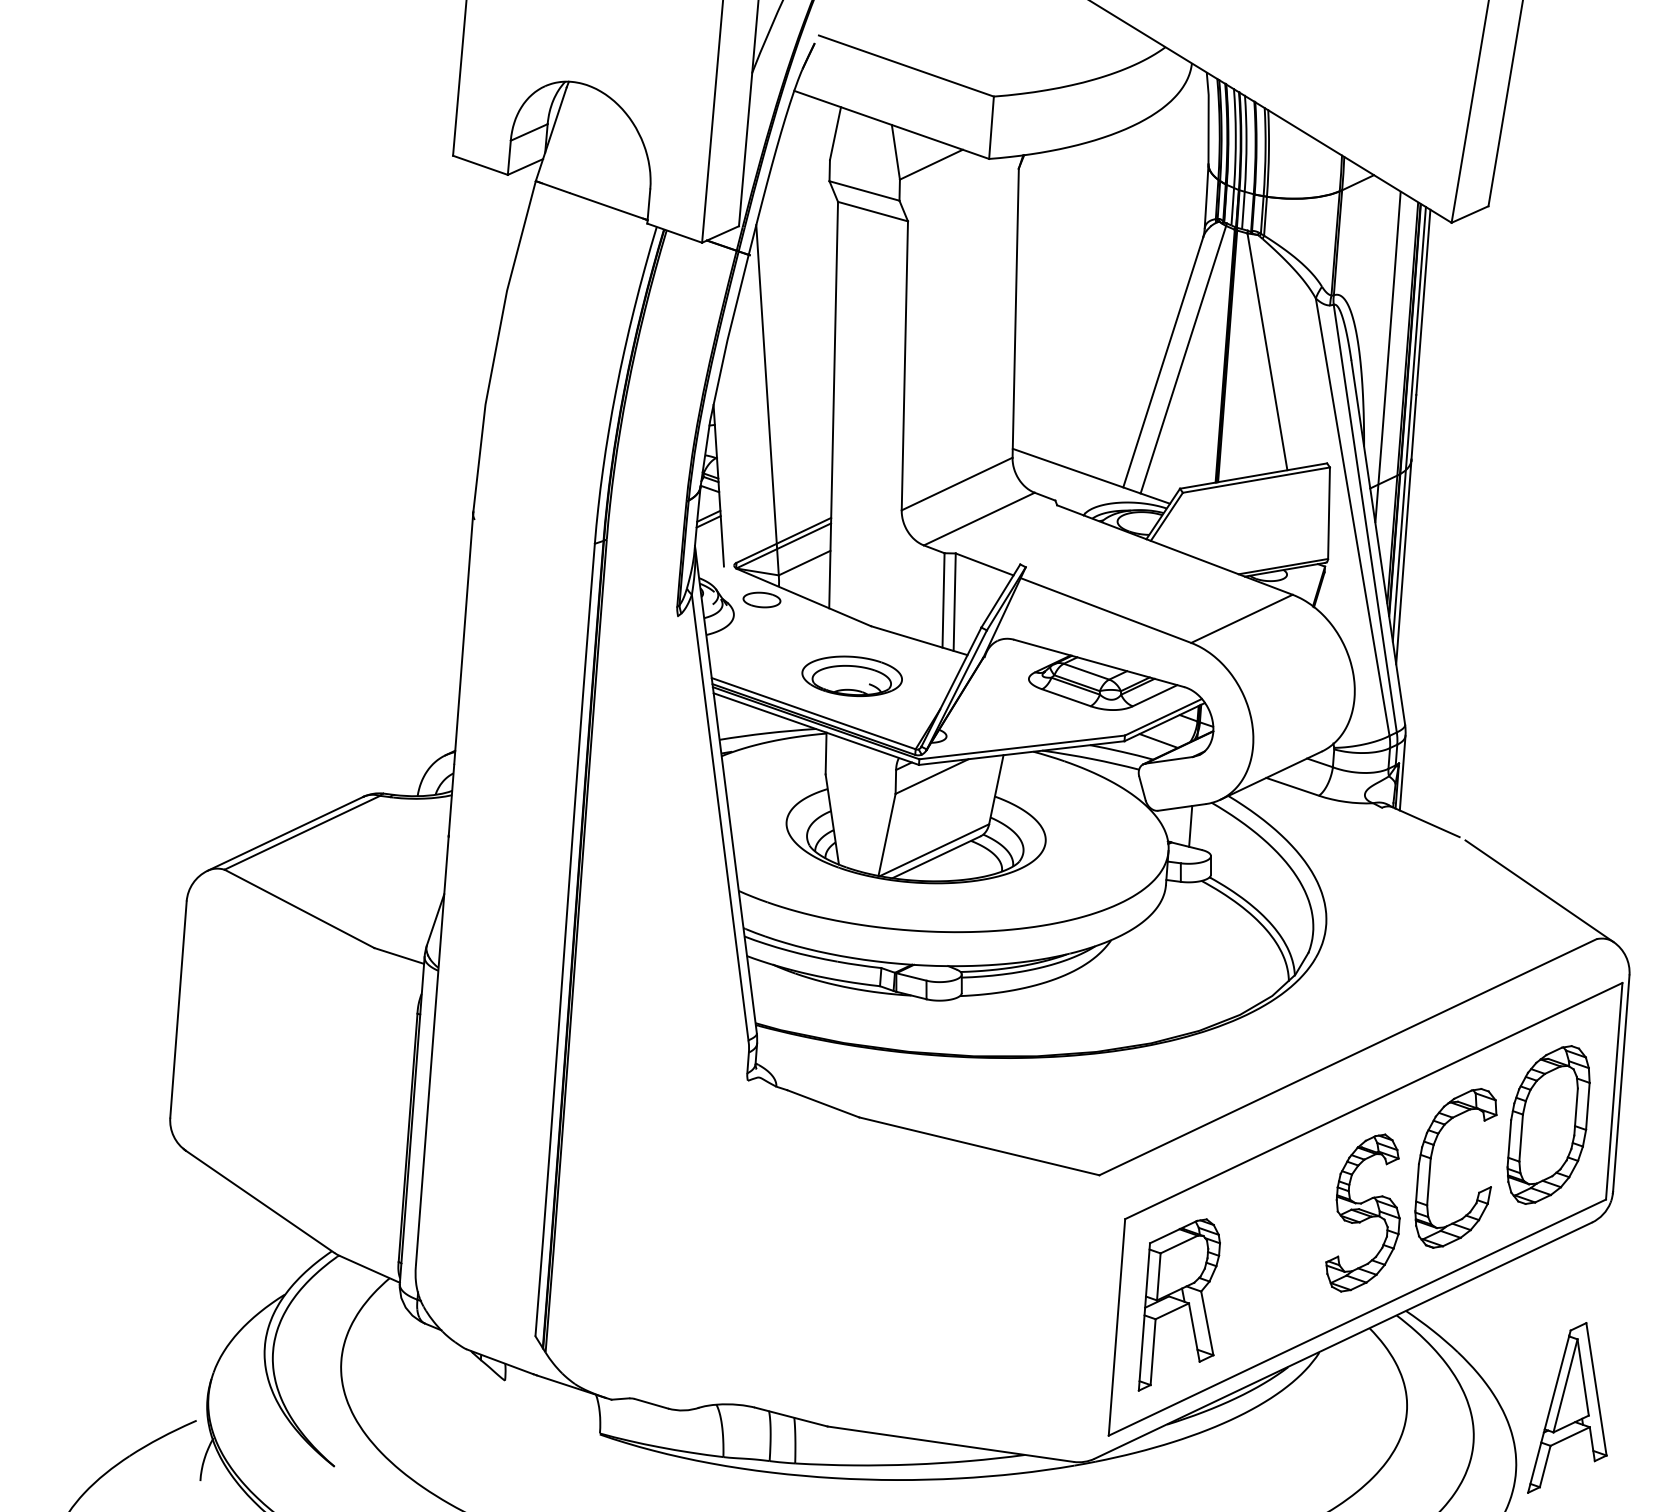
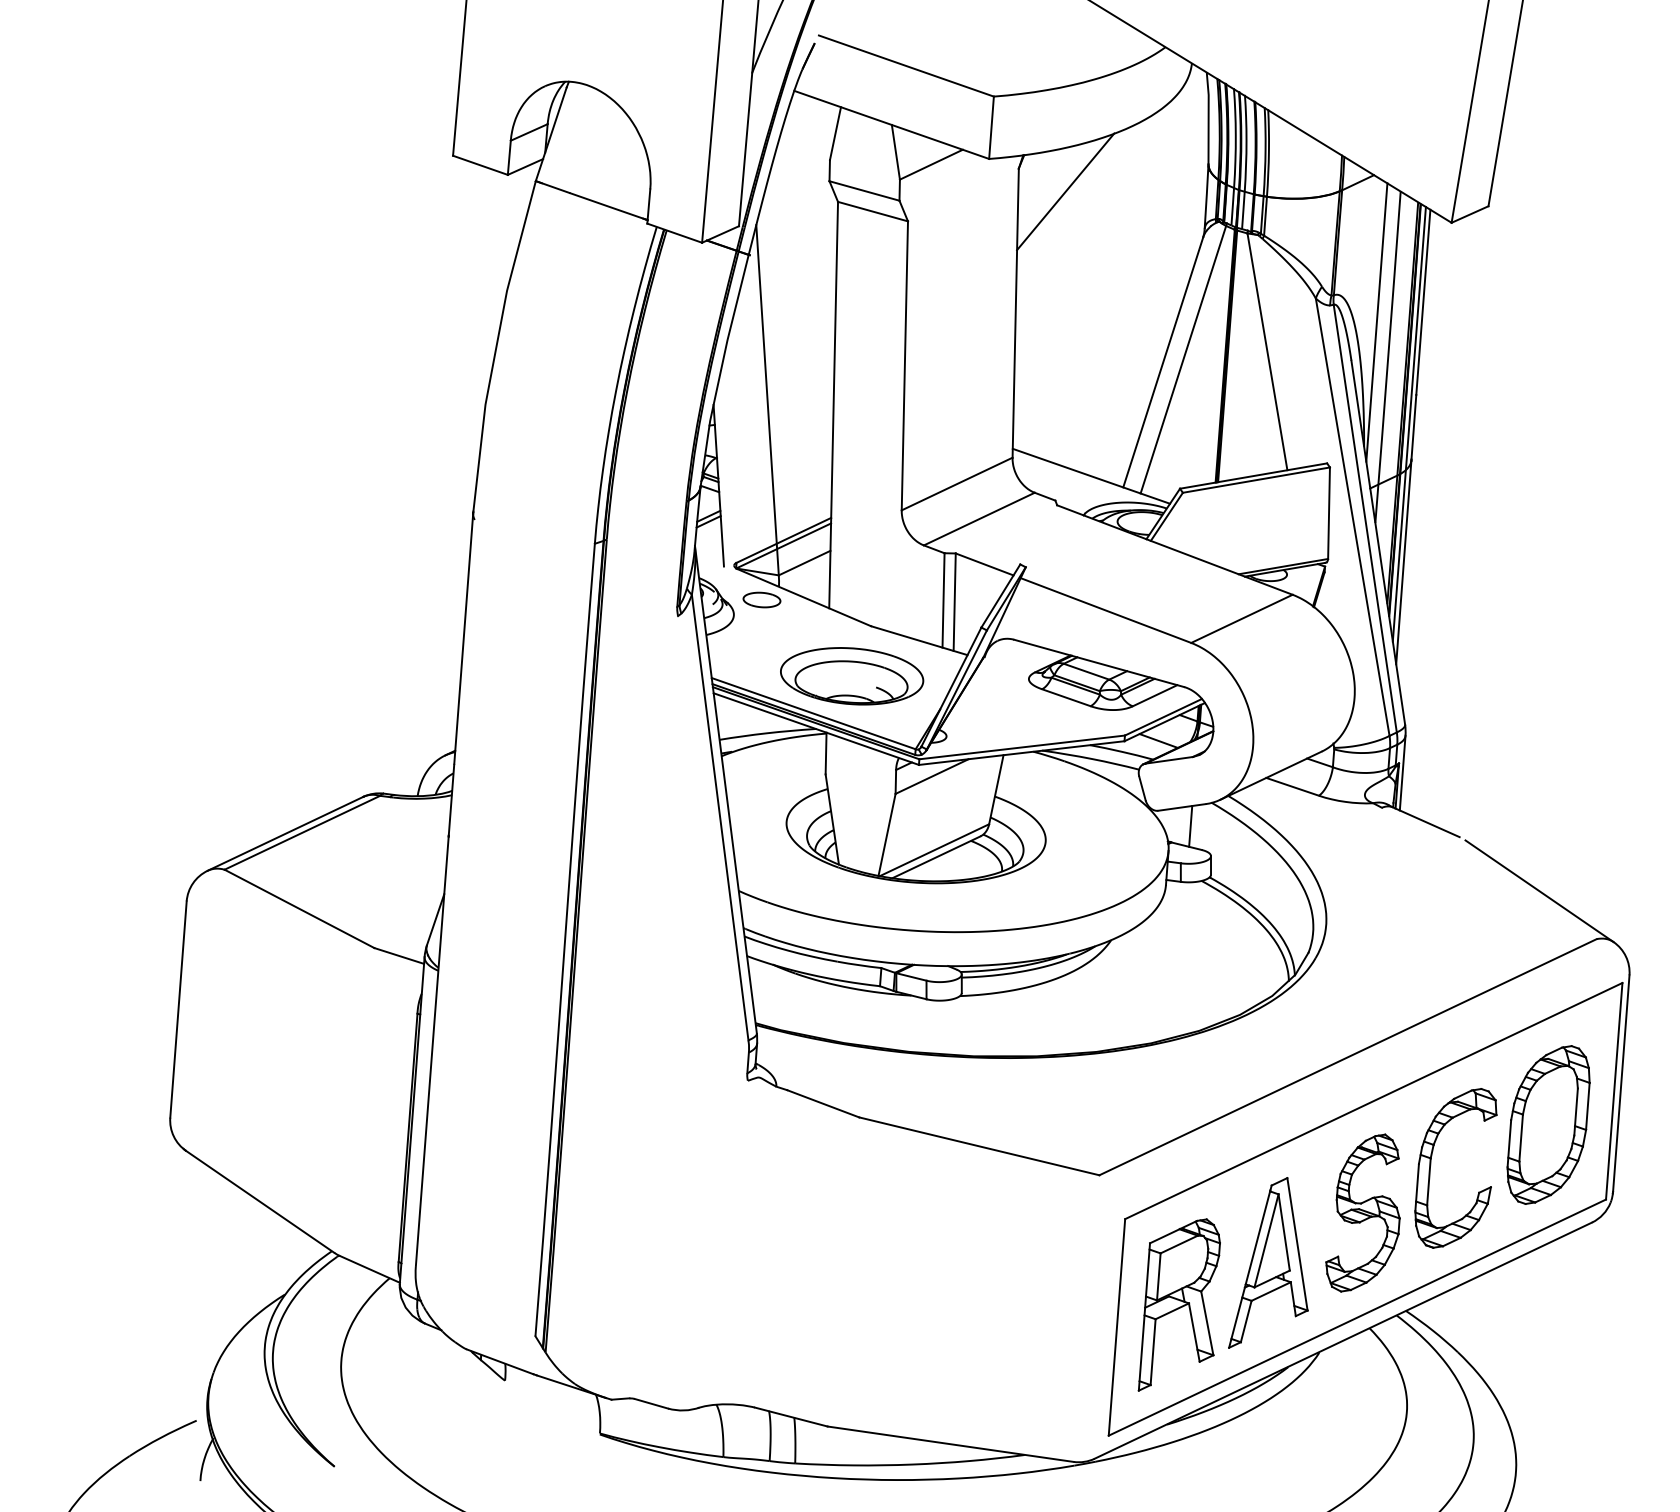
line: none -> present (1065, 191)
line: none -> present (1376, 322)
part size: 102x42 px -> 145x59 px (852, 676)
part position: (1567, 1407) -> (1268, 1262) (1268, 1262)
